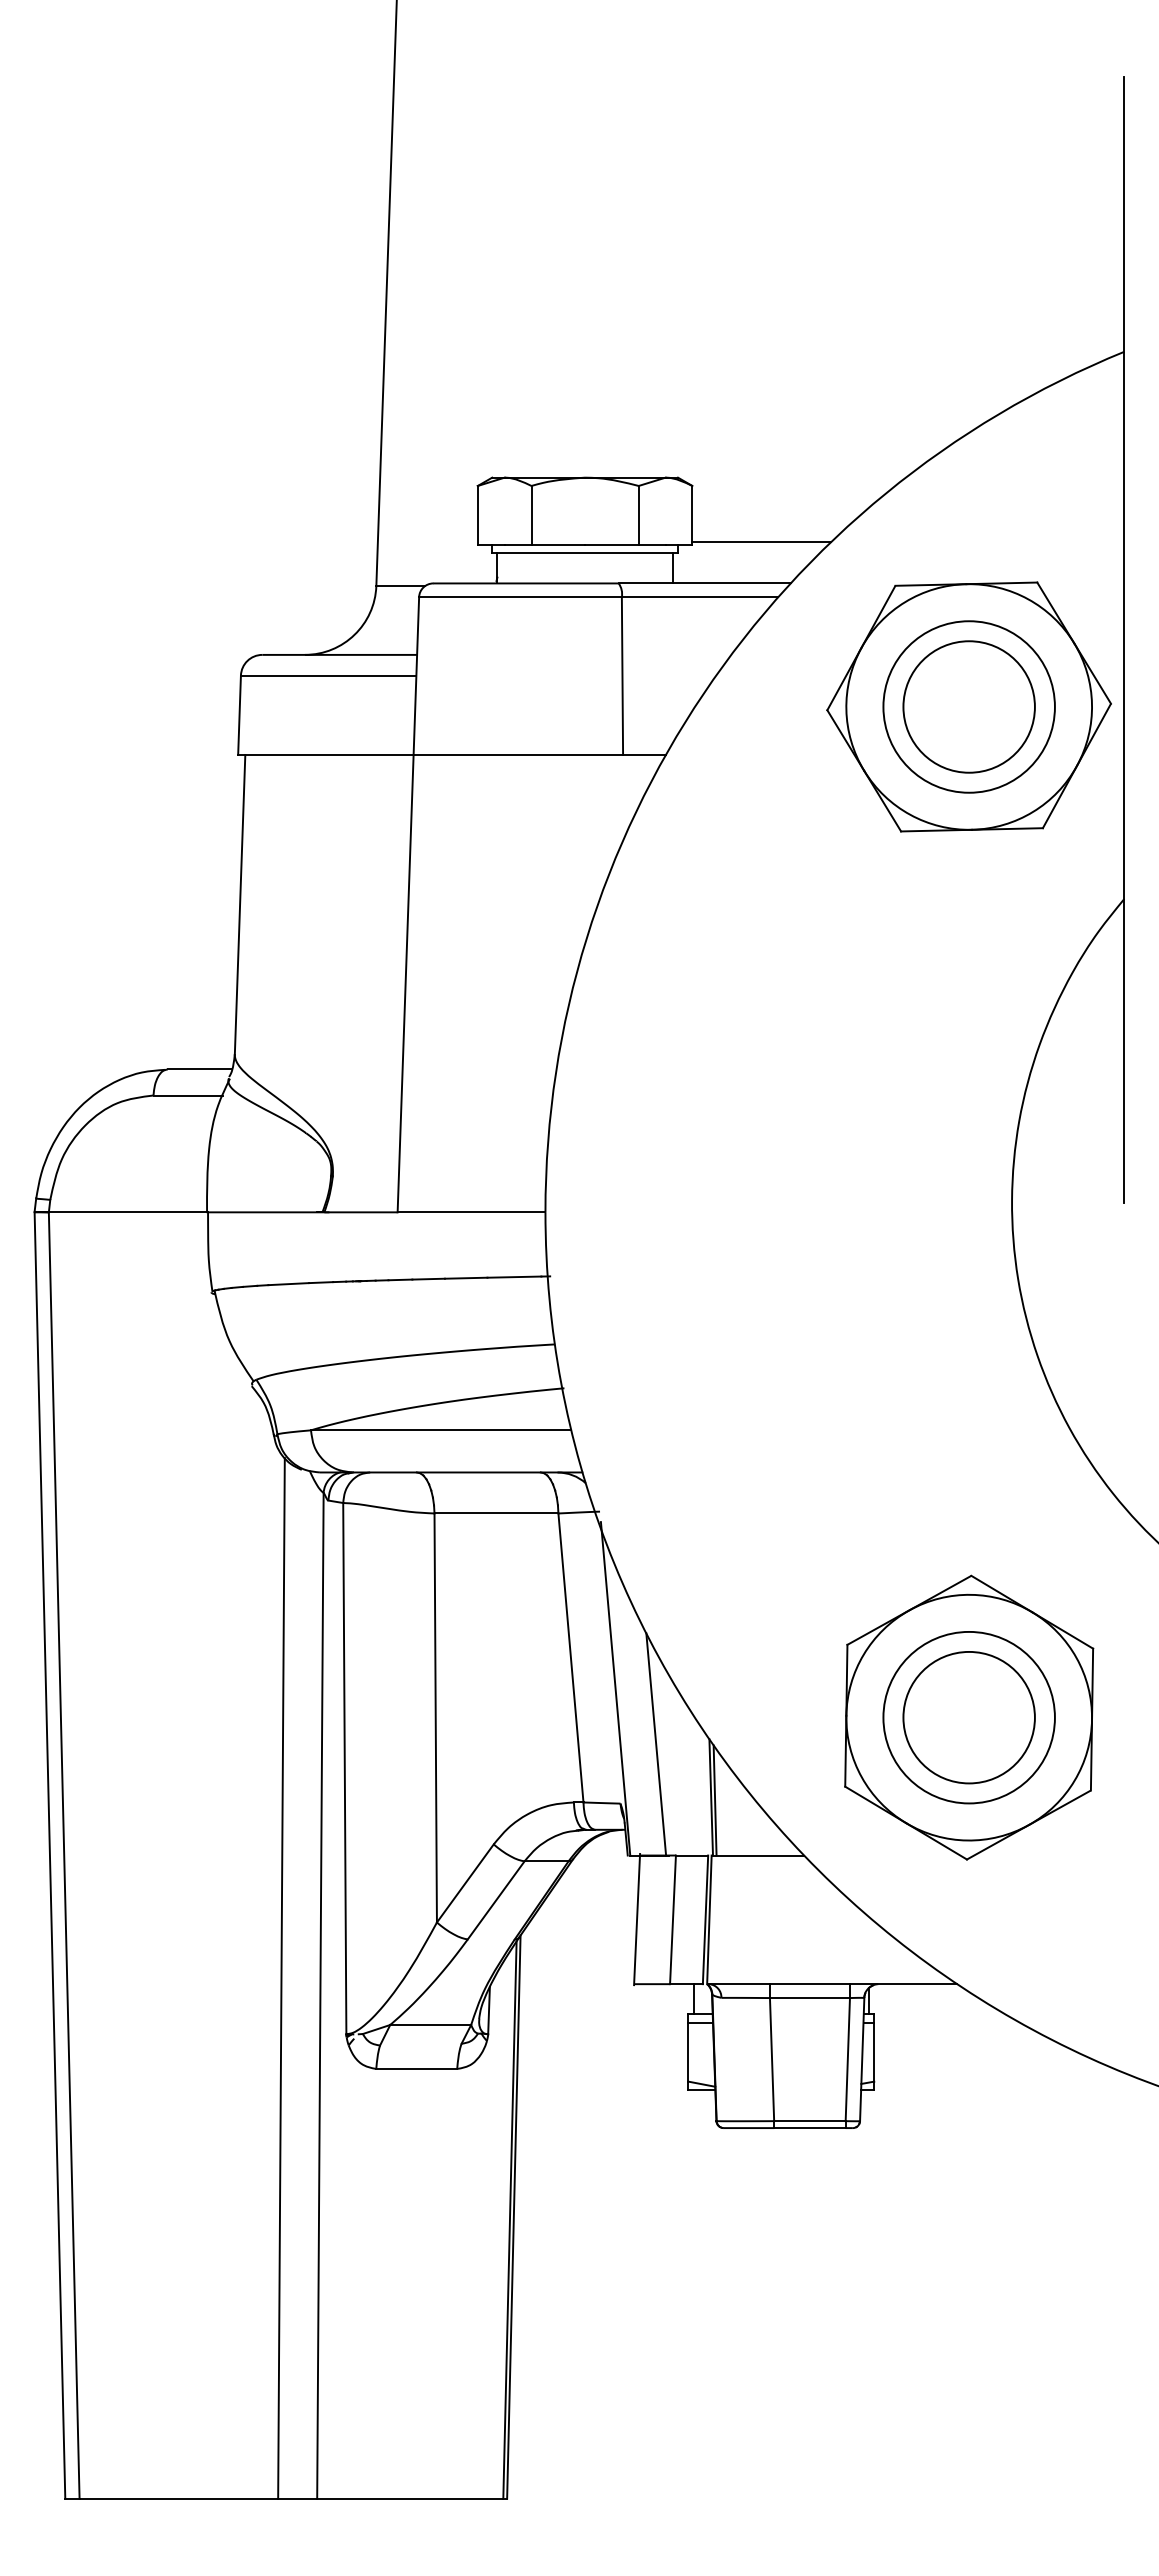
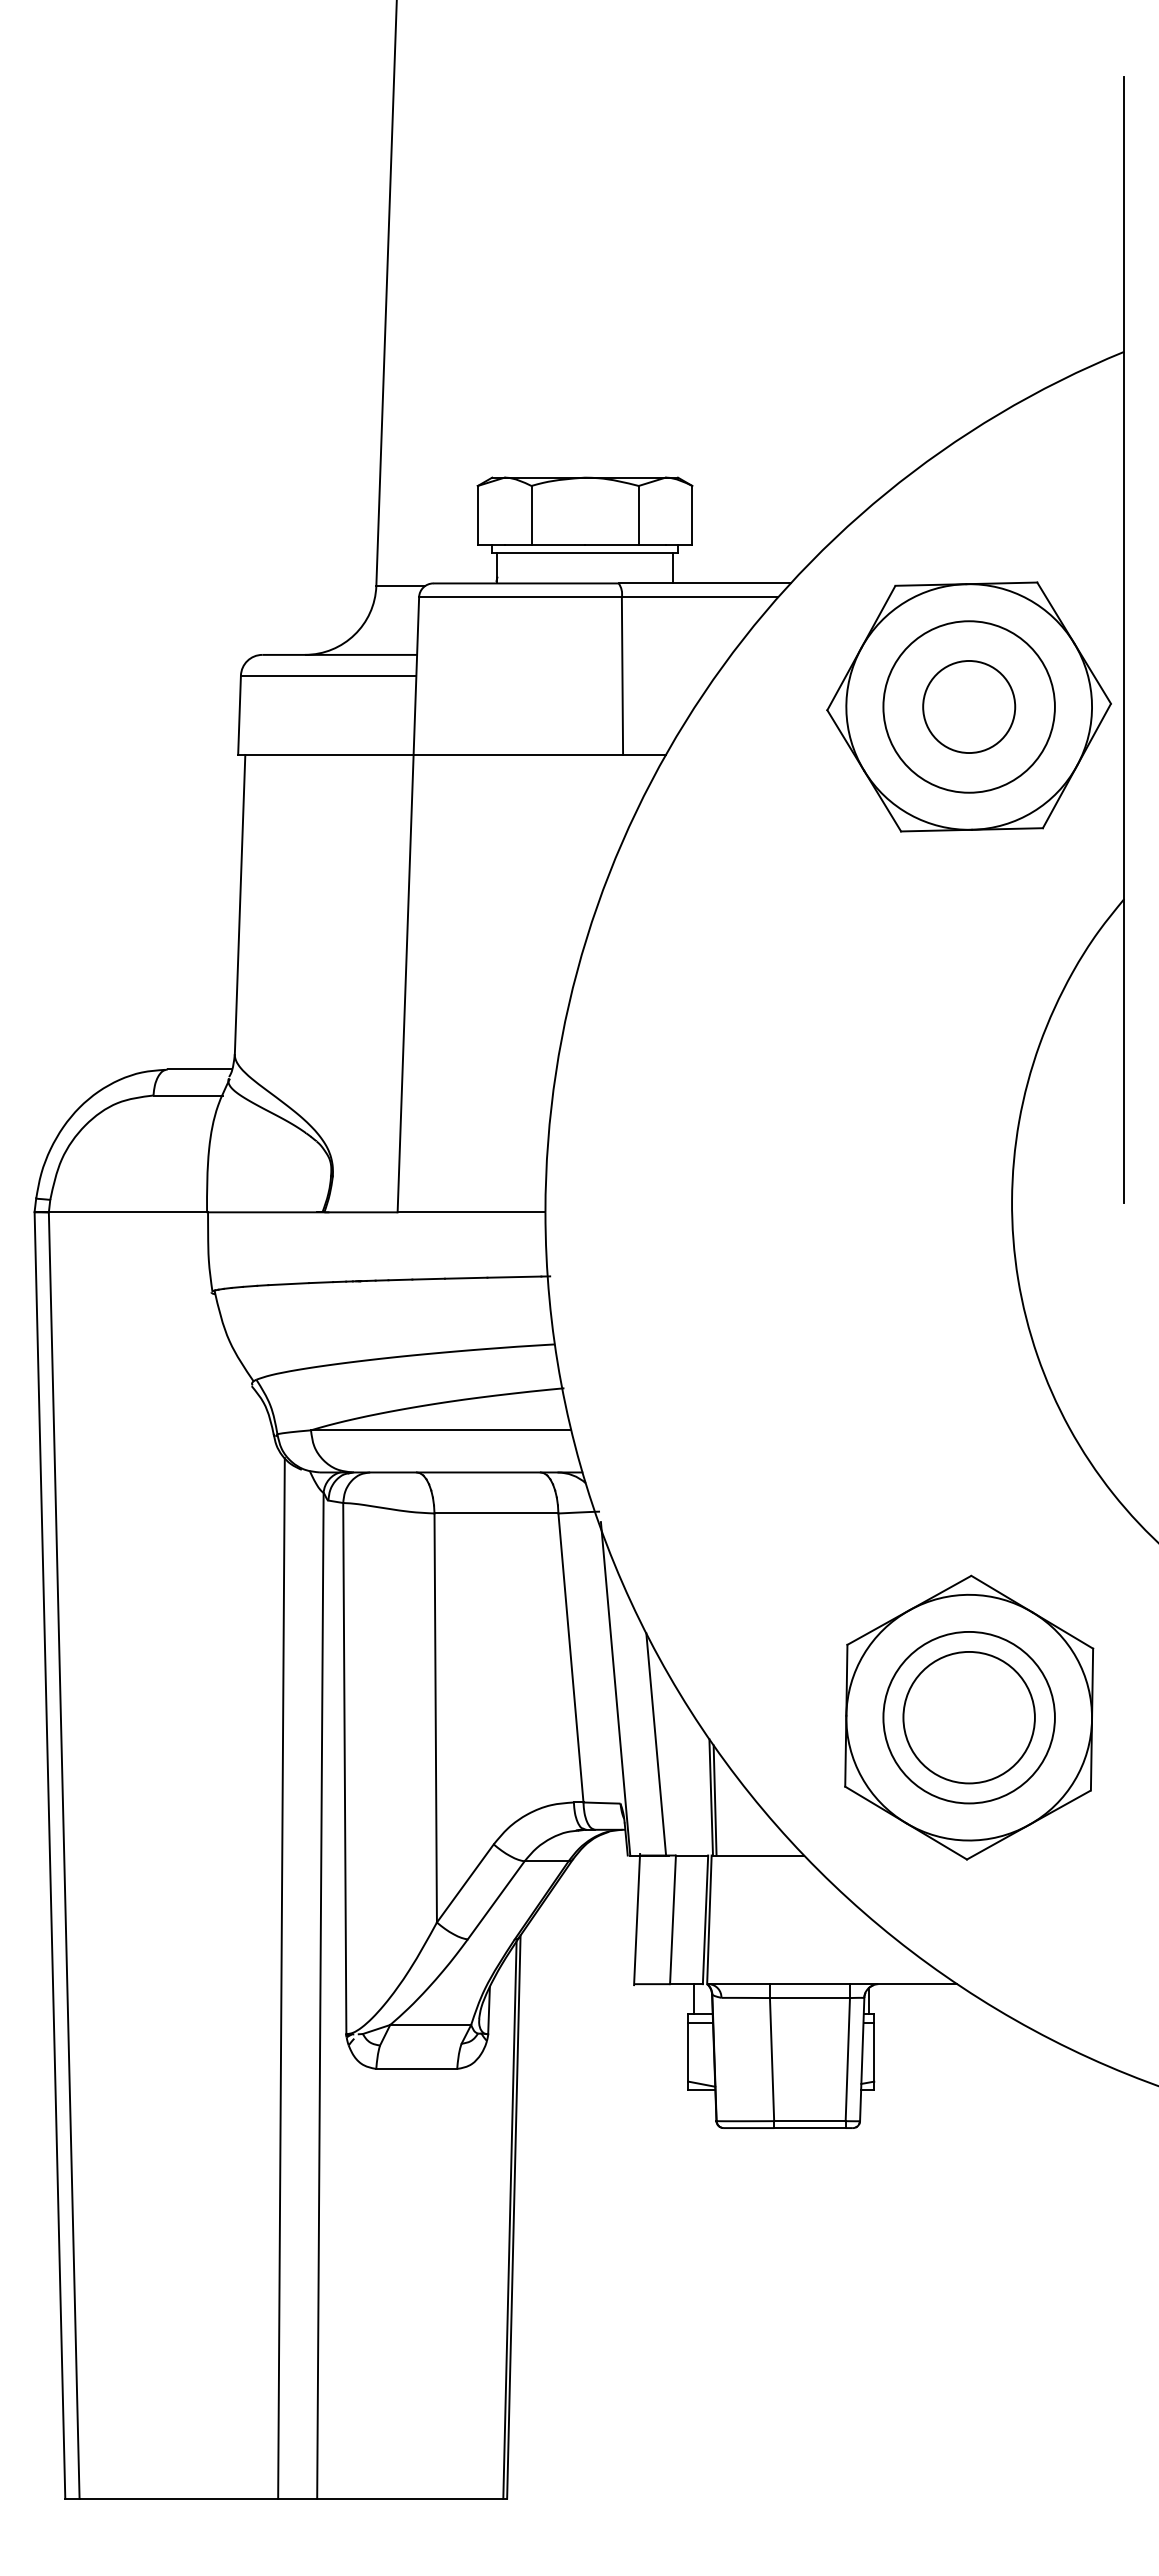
line: present -> none (761, 542)
circle diameter: 131 px -> 92 px (969, 706)
